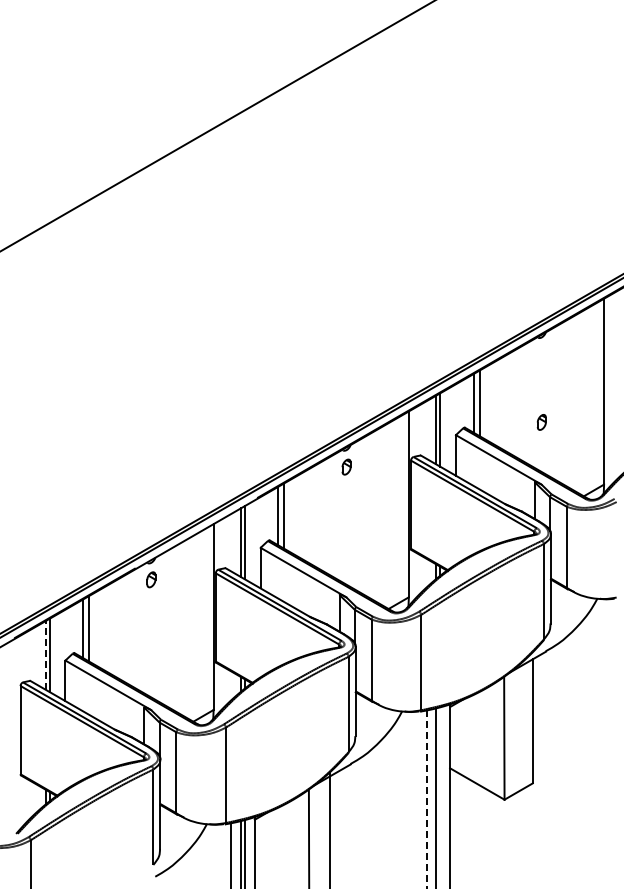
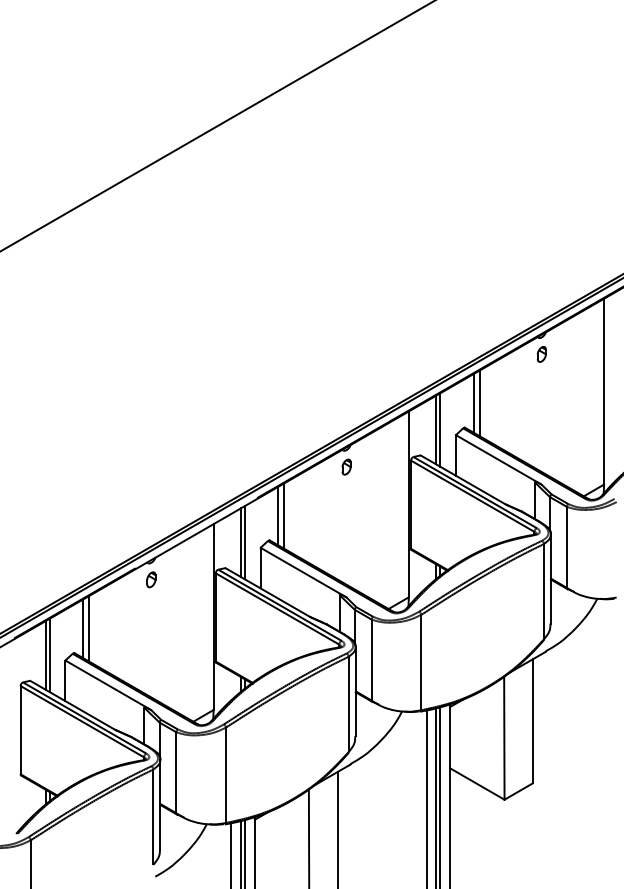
part position: (541, 422) -> (541, 354) (541, 354)
line: dashed -> solid (45, 654)
line: none -> present (440, 796)
line: dashed -> solid (426, 799)
line position: (329, 828) -> (337, 828) (337, 828)
